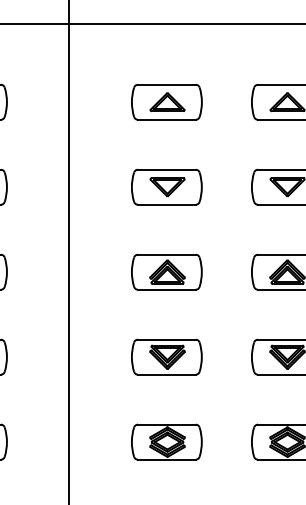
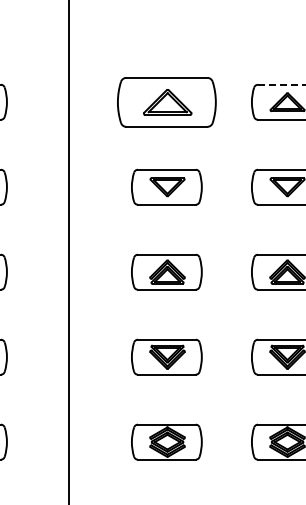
line: present -> none (152, 23)
line: solid -> dashed (281, 84)
part size: 72x38 px -> 100x51 px (166, 102)
